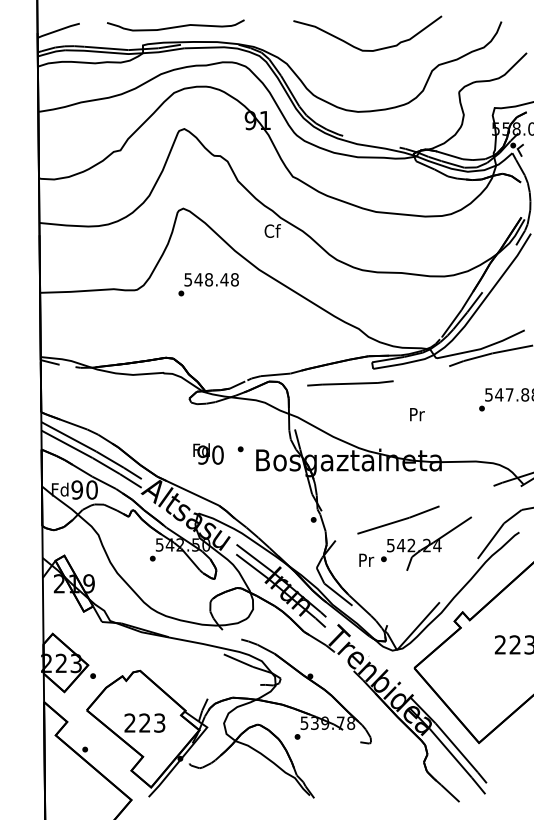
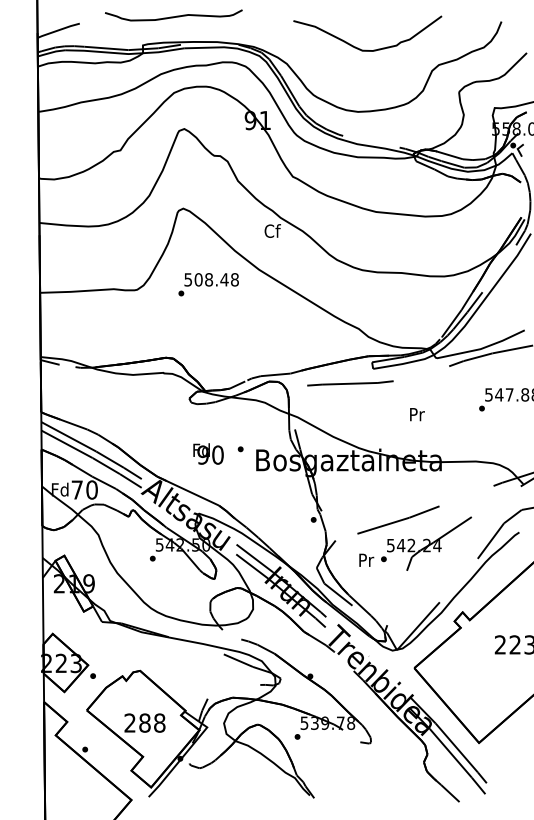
curve position: (175, 26) -> (173, 16) (173, 16)
text: 548.48 -> 508.48 (198, 279)
text: 90 -> 70 (76, 489)
text: 223 -> 288 (152, 722)
